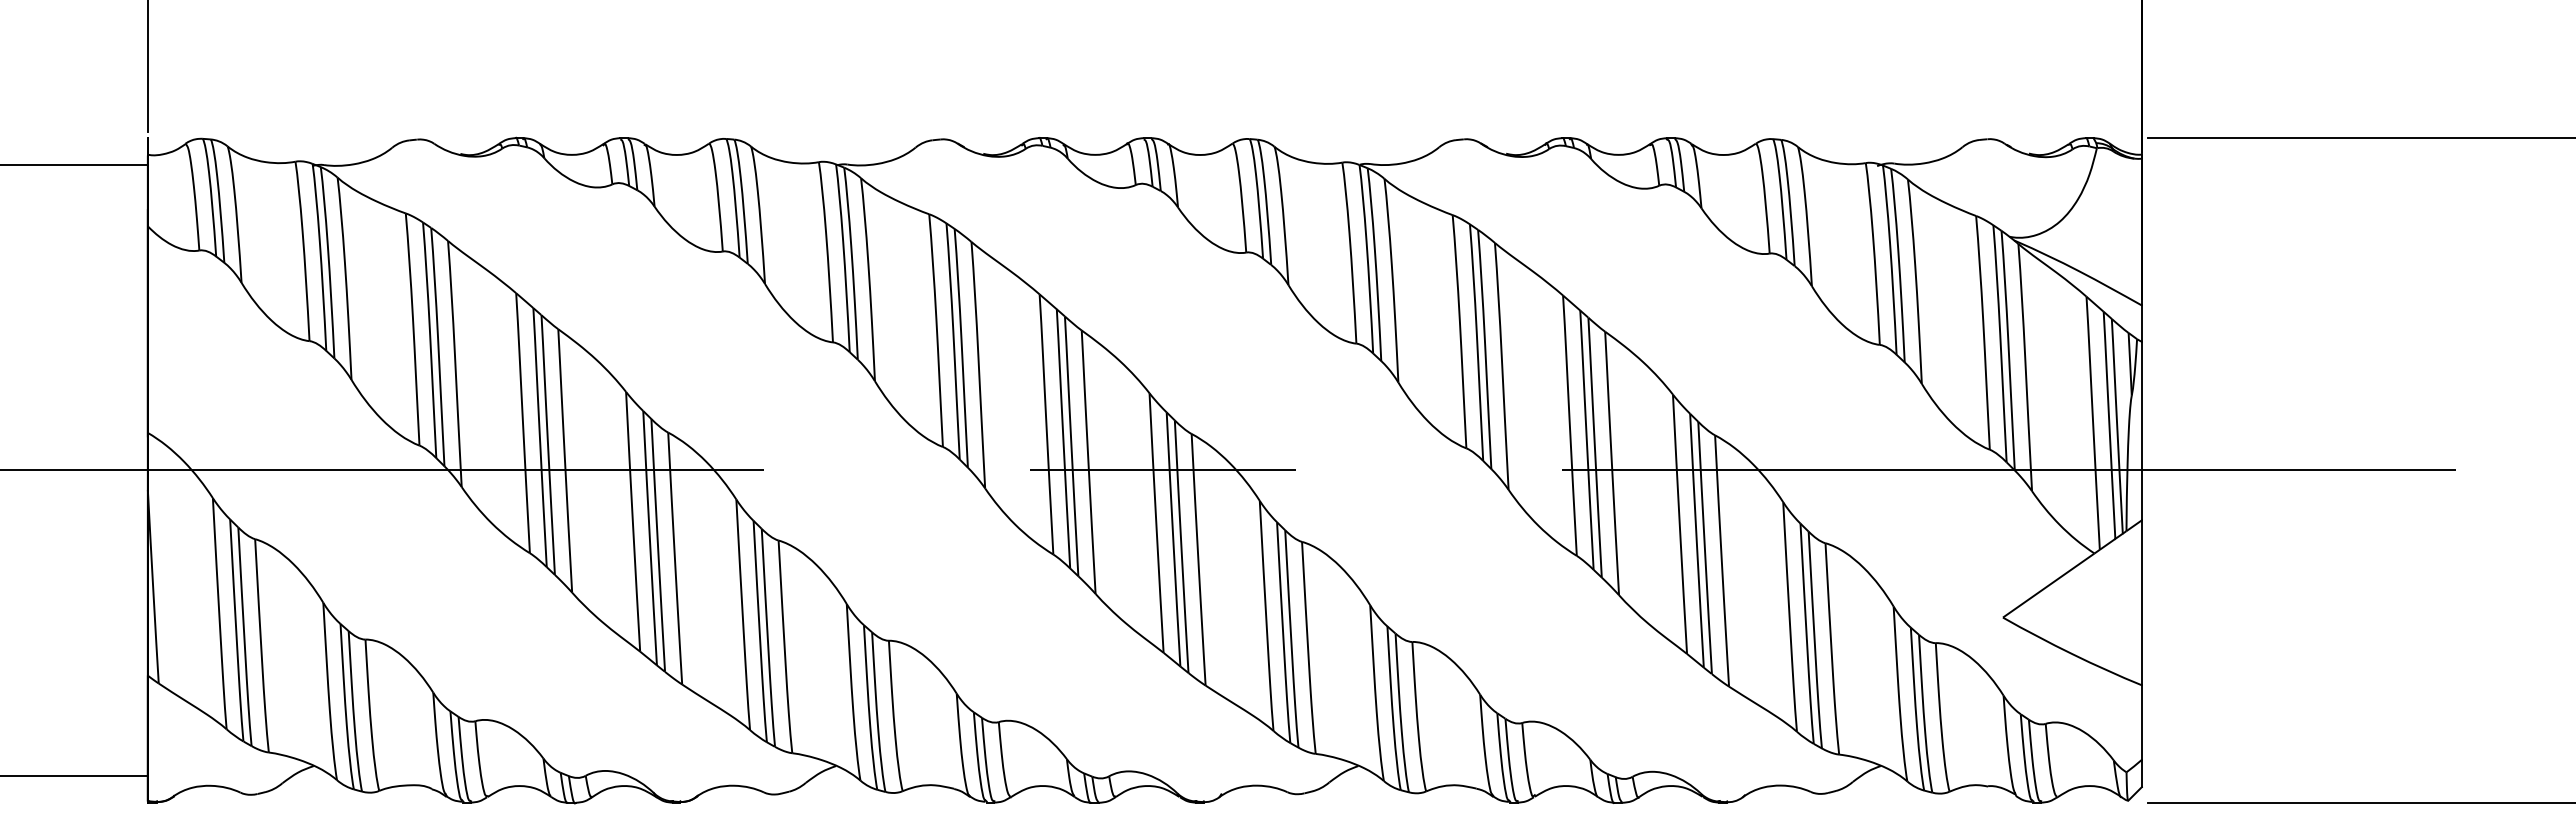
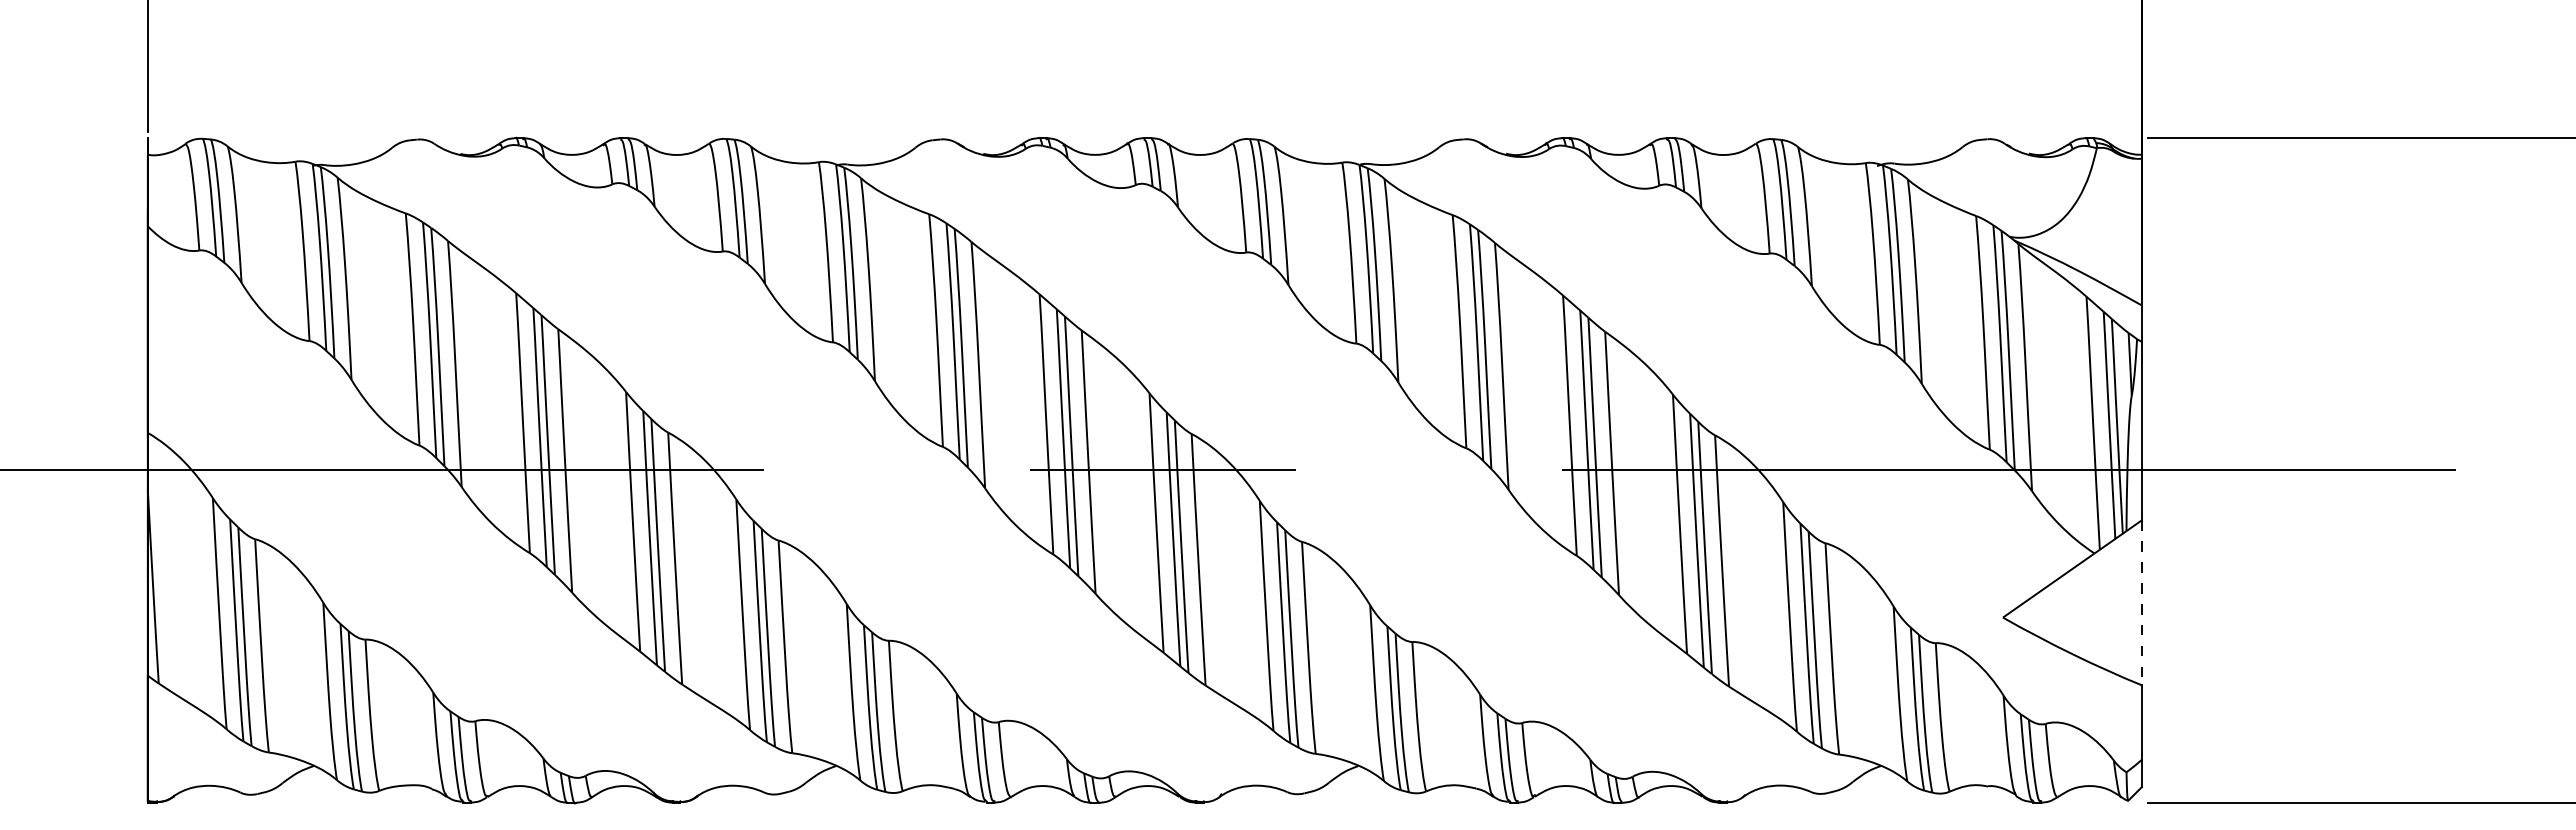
line: present -> none (74, 164)
line: solid -> dashed (2141, 603)
line: present -> none (74, 776)
